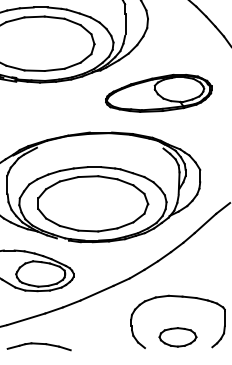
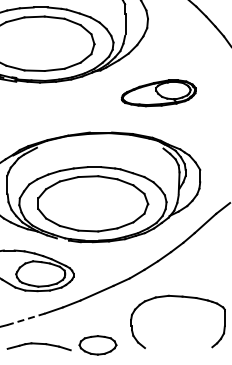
part size: 108x40 px -> 77x29 px (158, 93)
line: solid -> dashed (26, 319)
part position: (177, 337) -> (97, 345) (97, 345)
